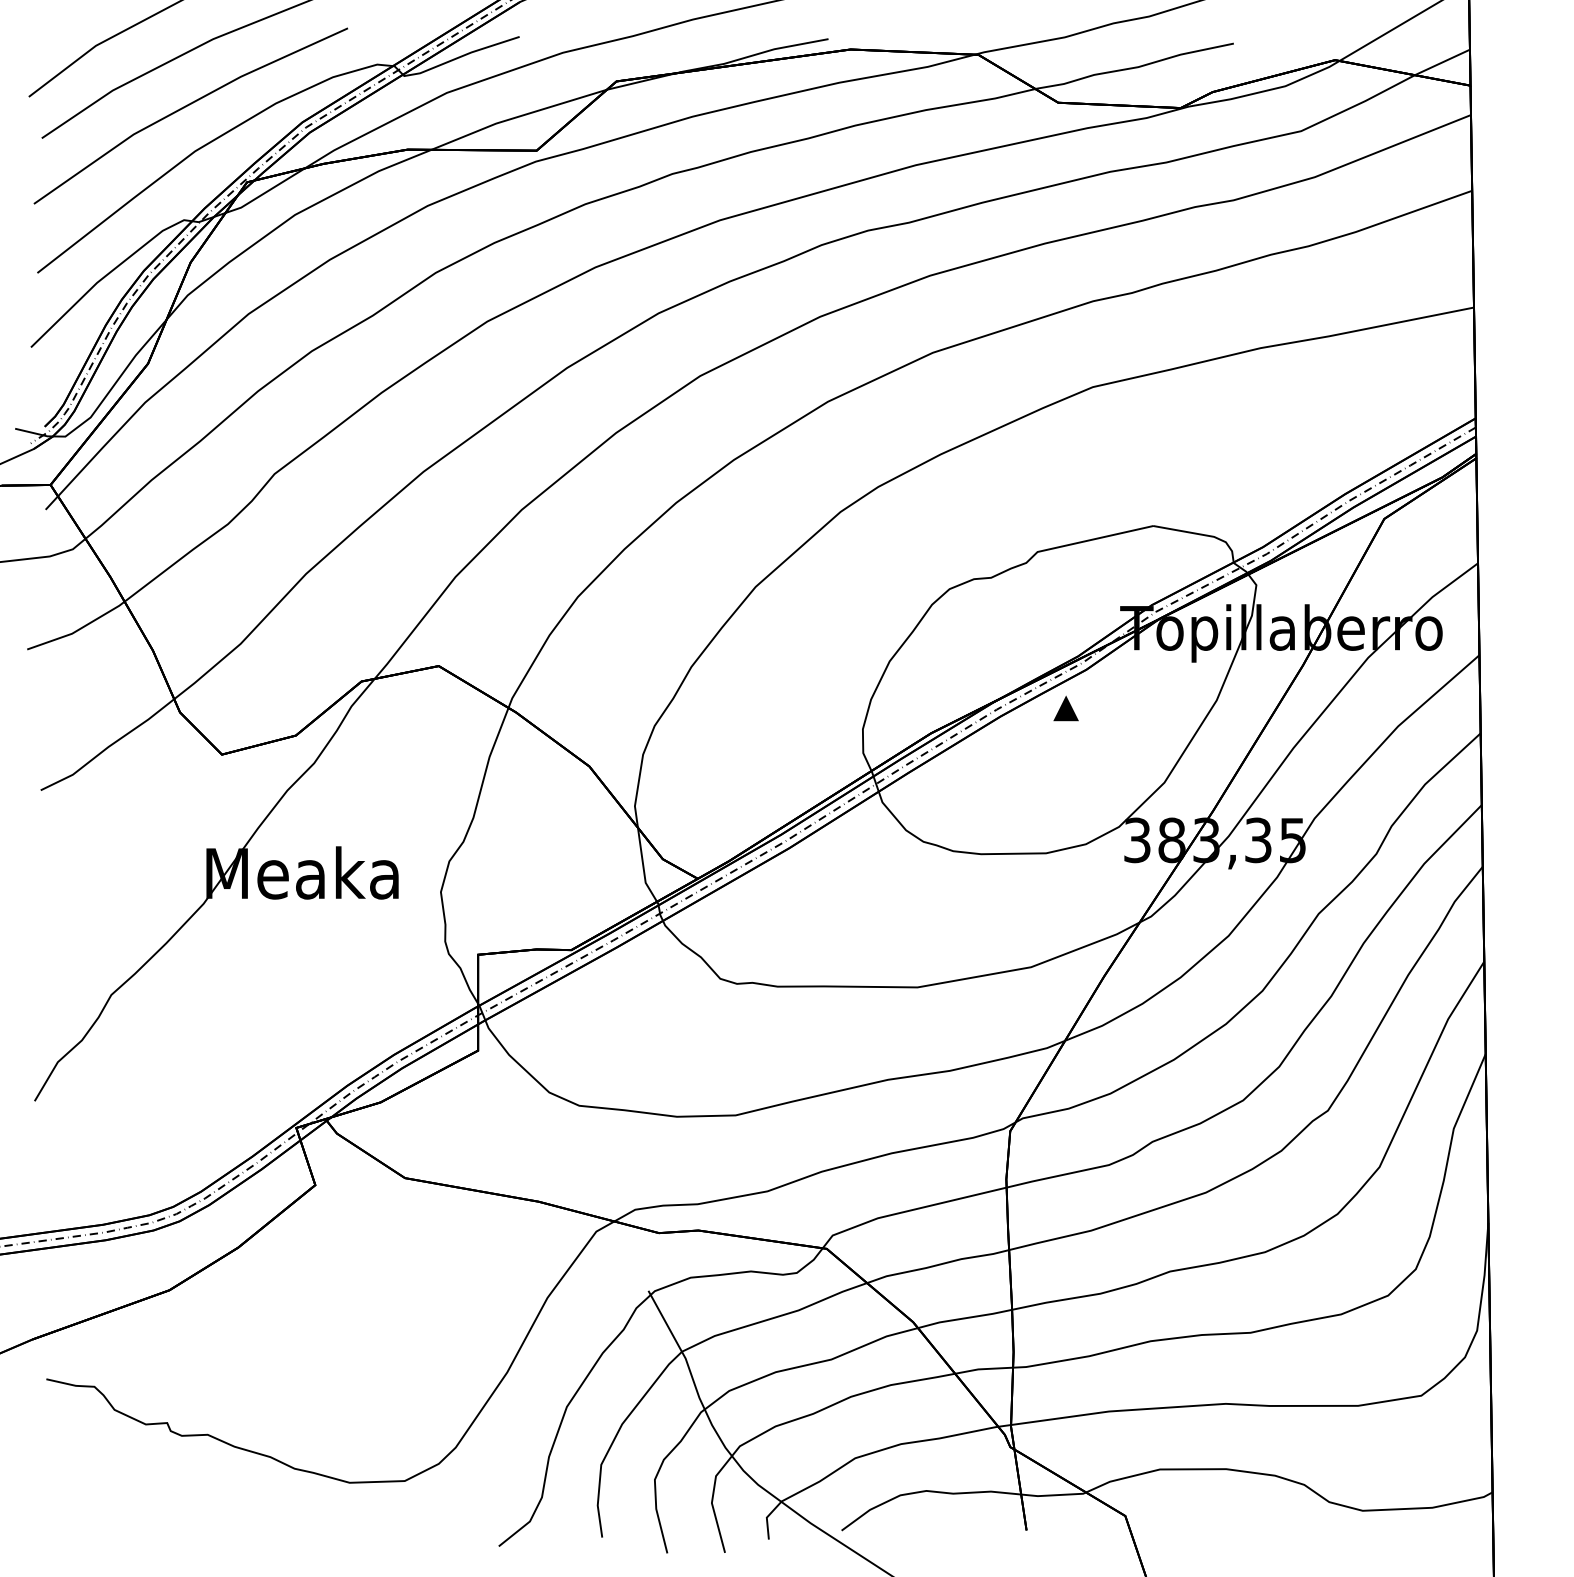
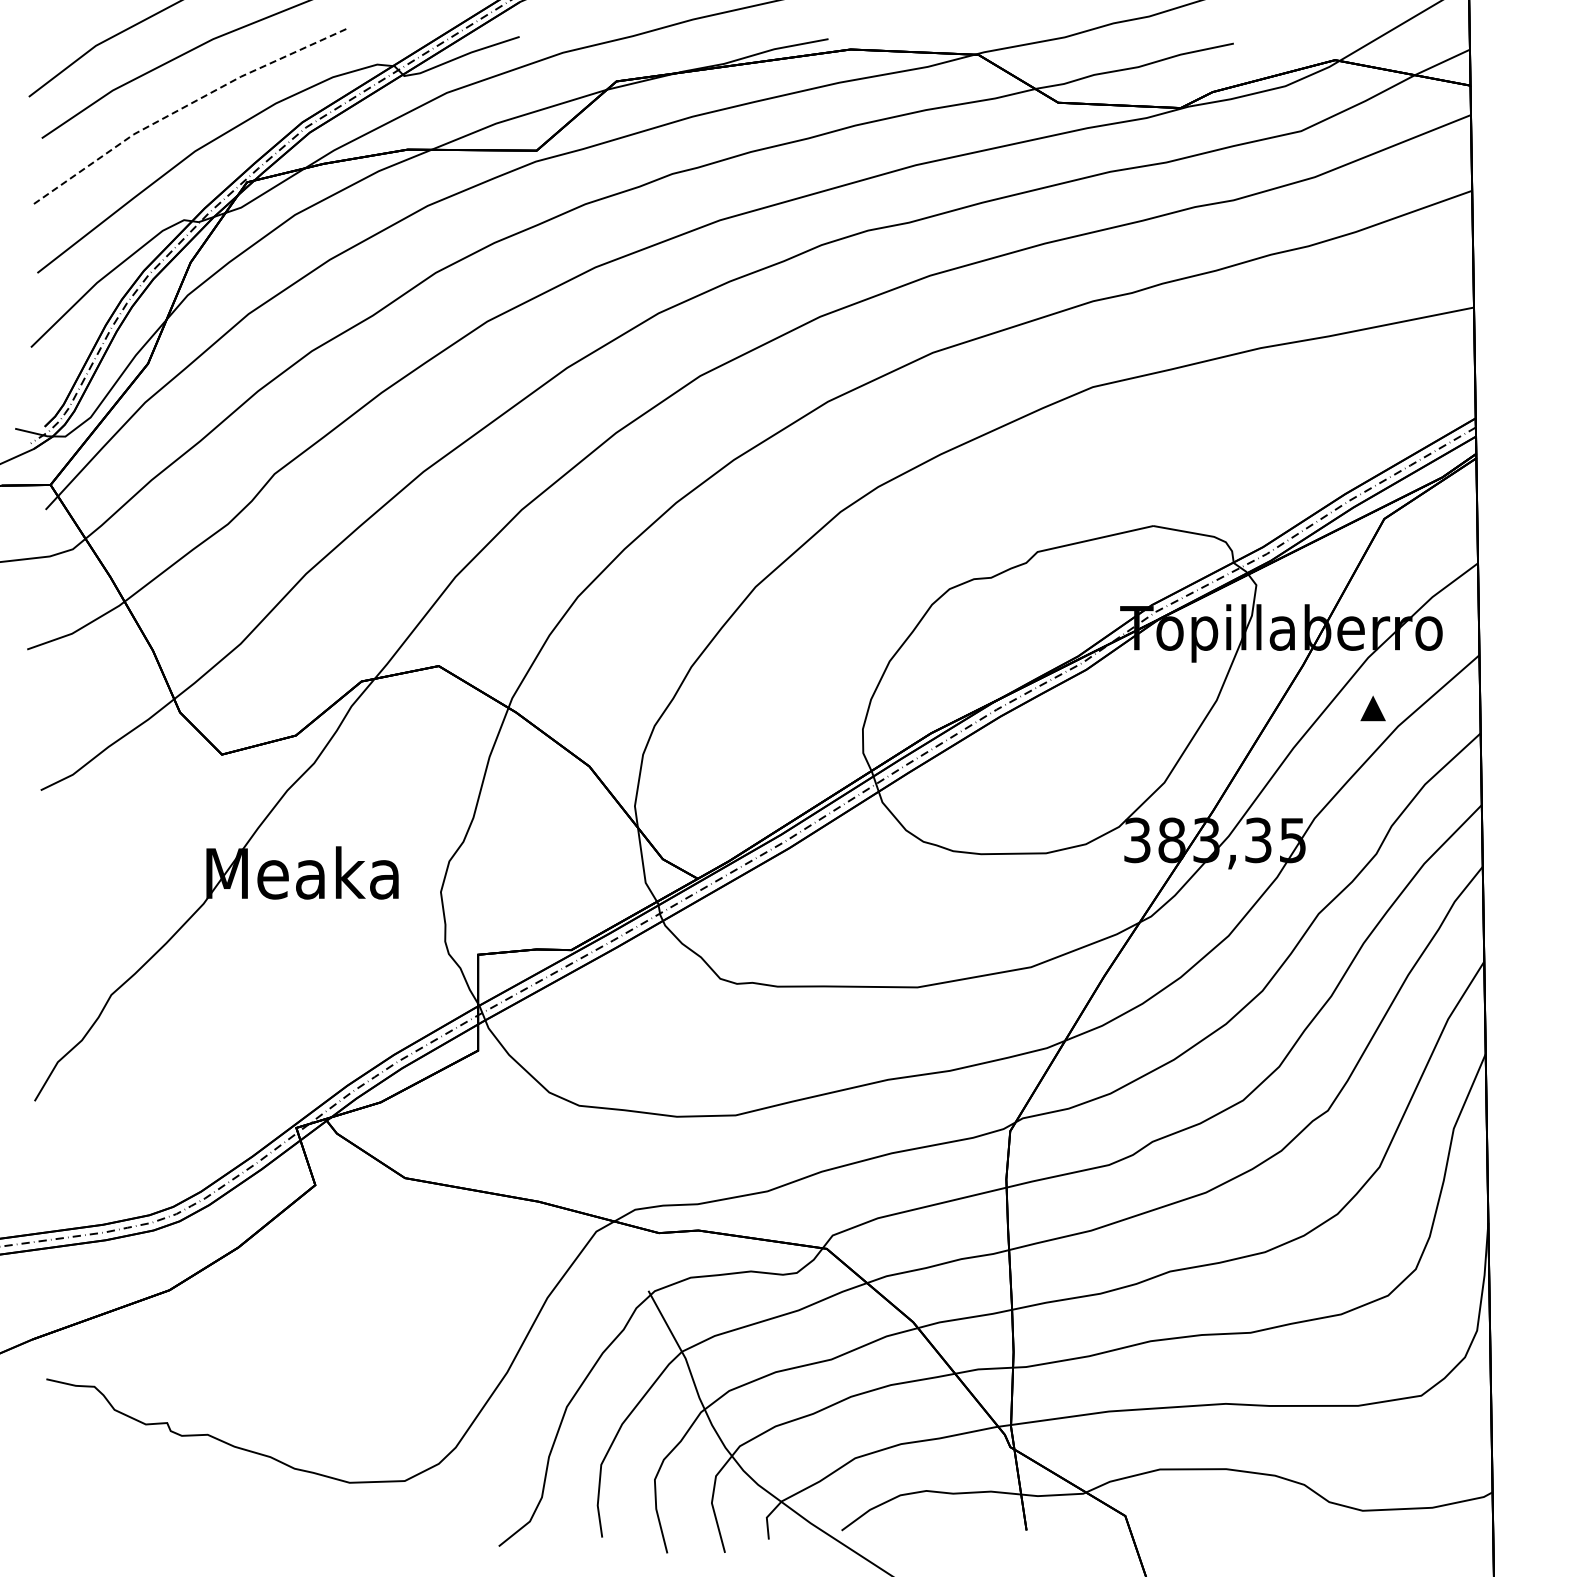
line: solid -> dashed (185, 106)
part position: (1065, 708) -> (1372, 708) (1372, 708)
